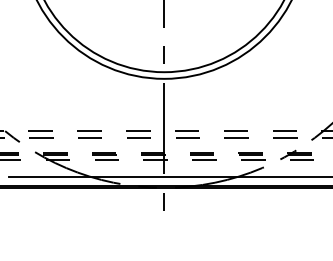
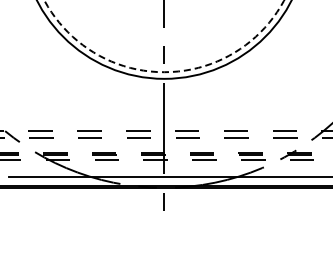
circle: solid -> dashed (164, 36)
